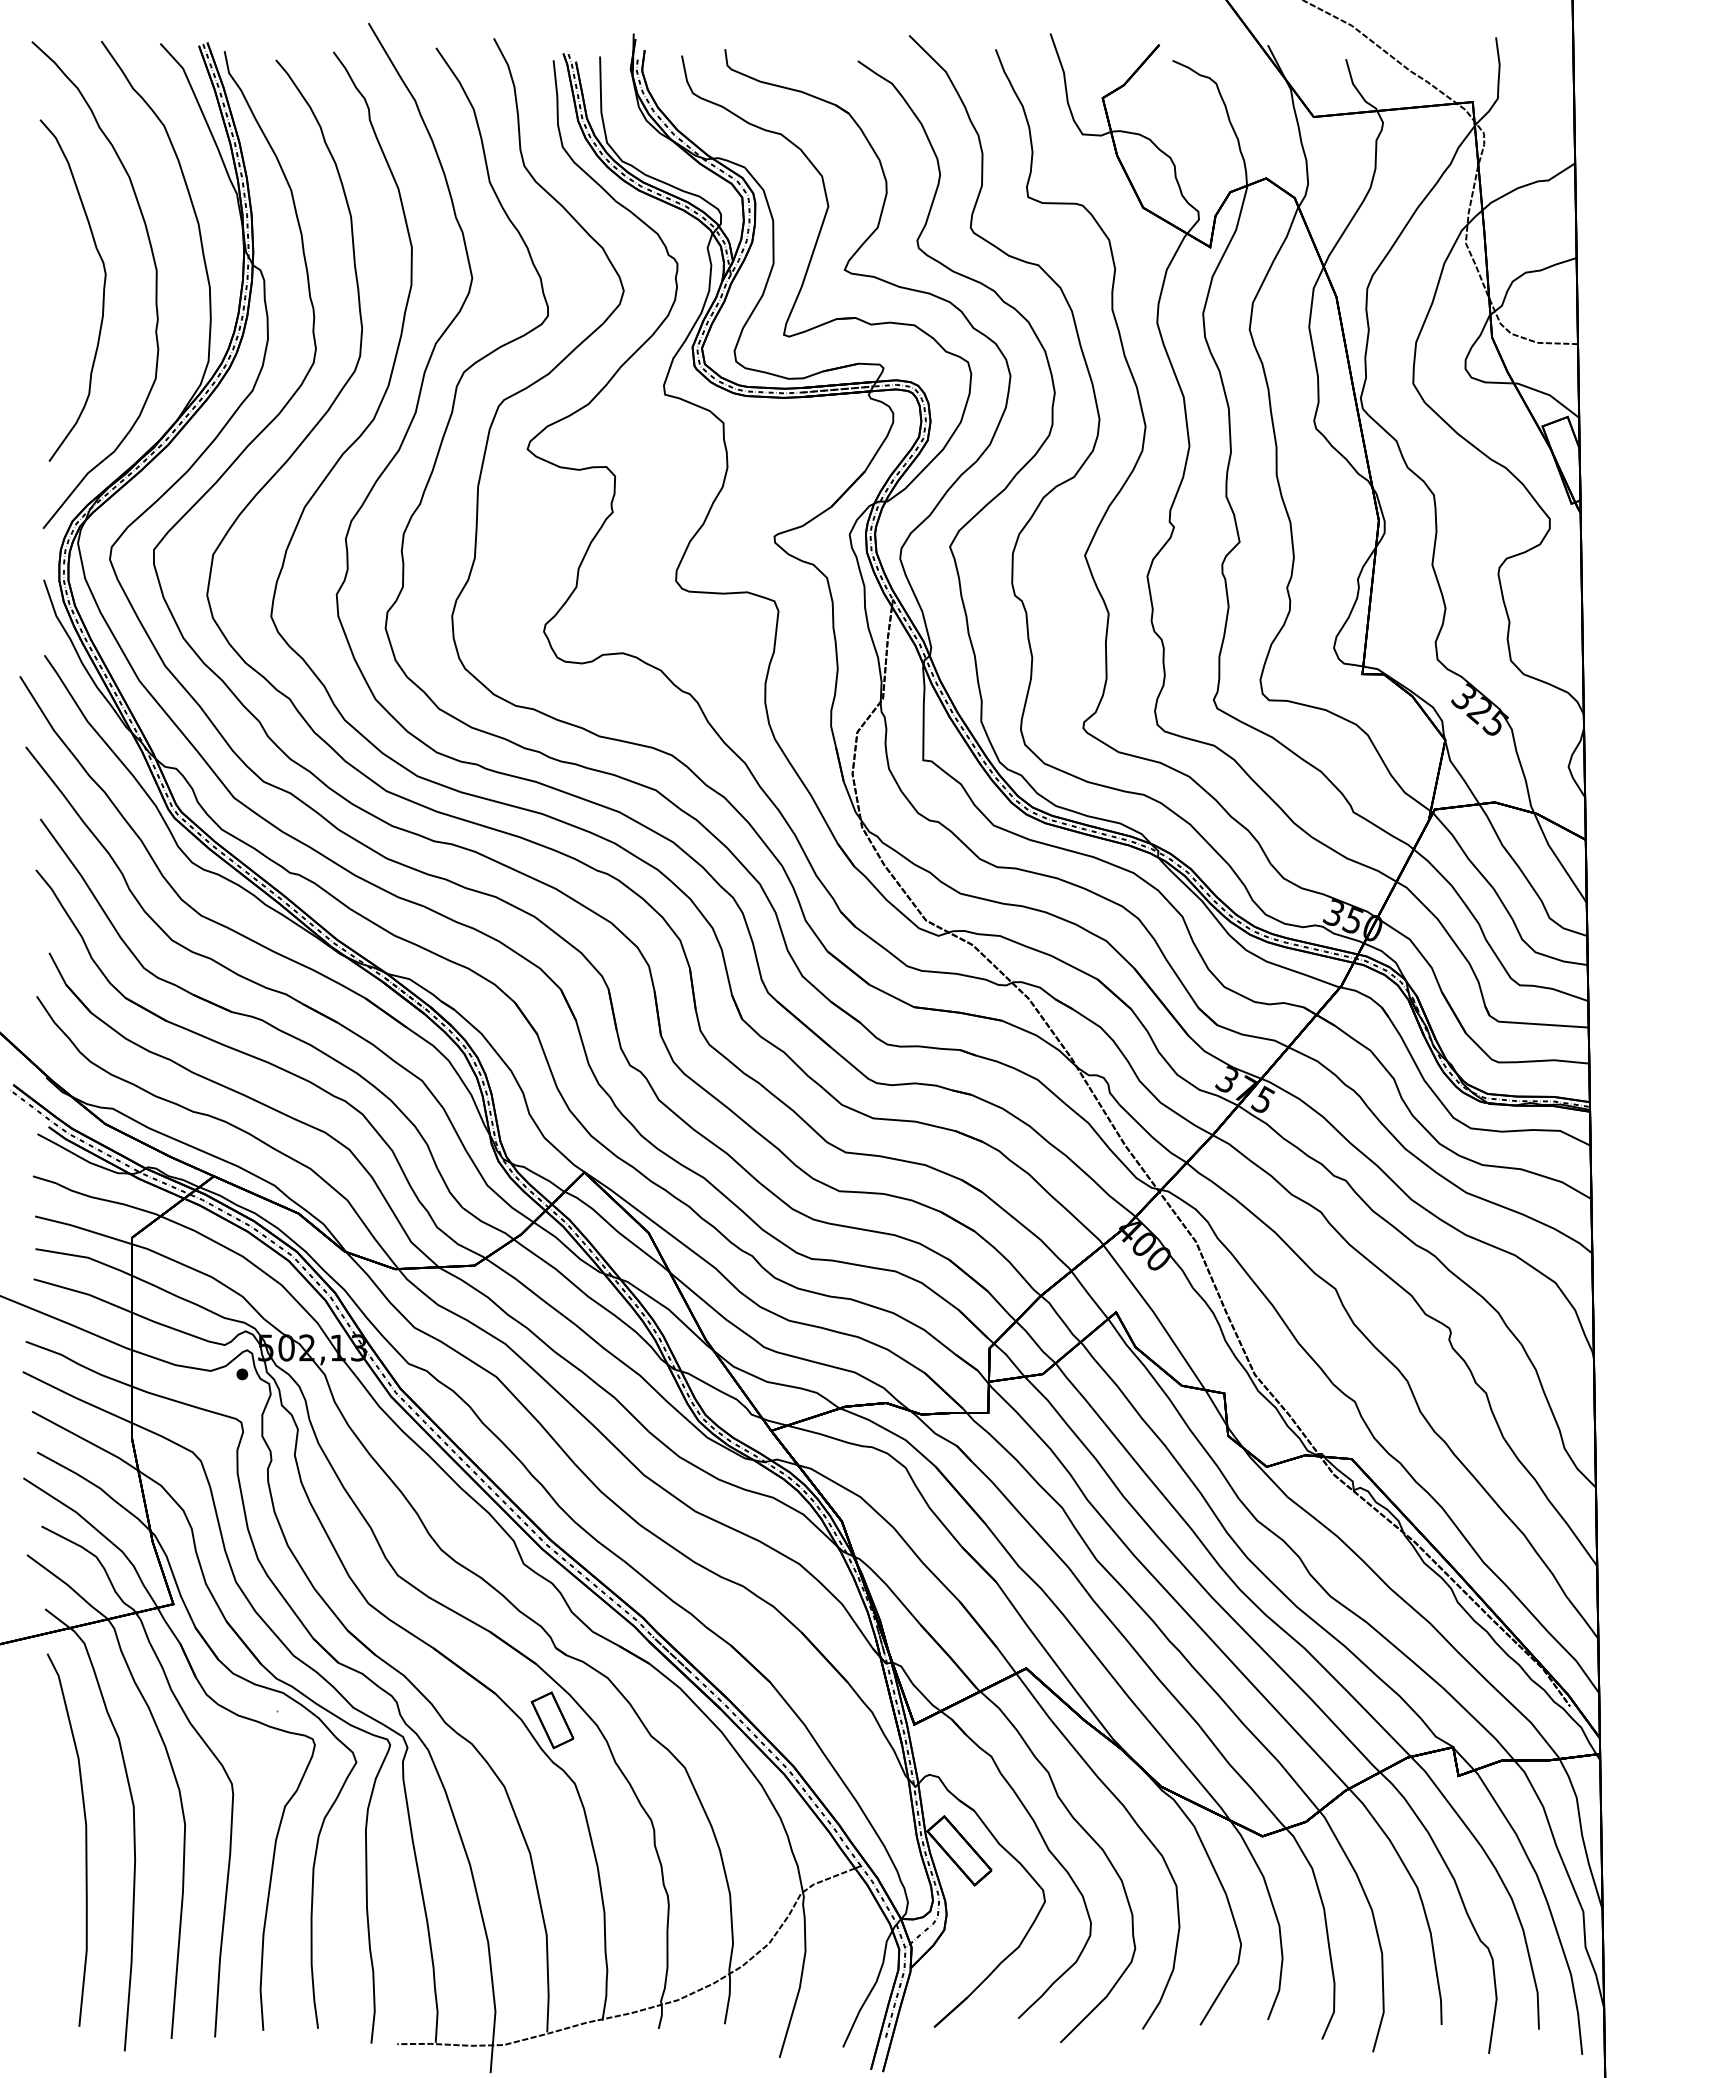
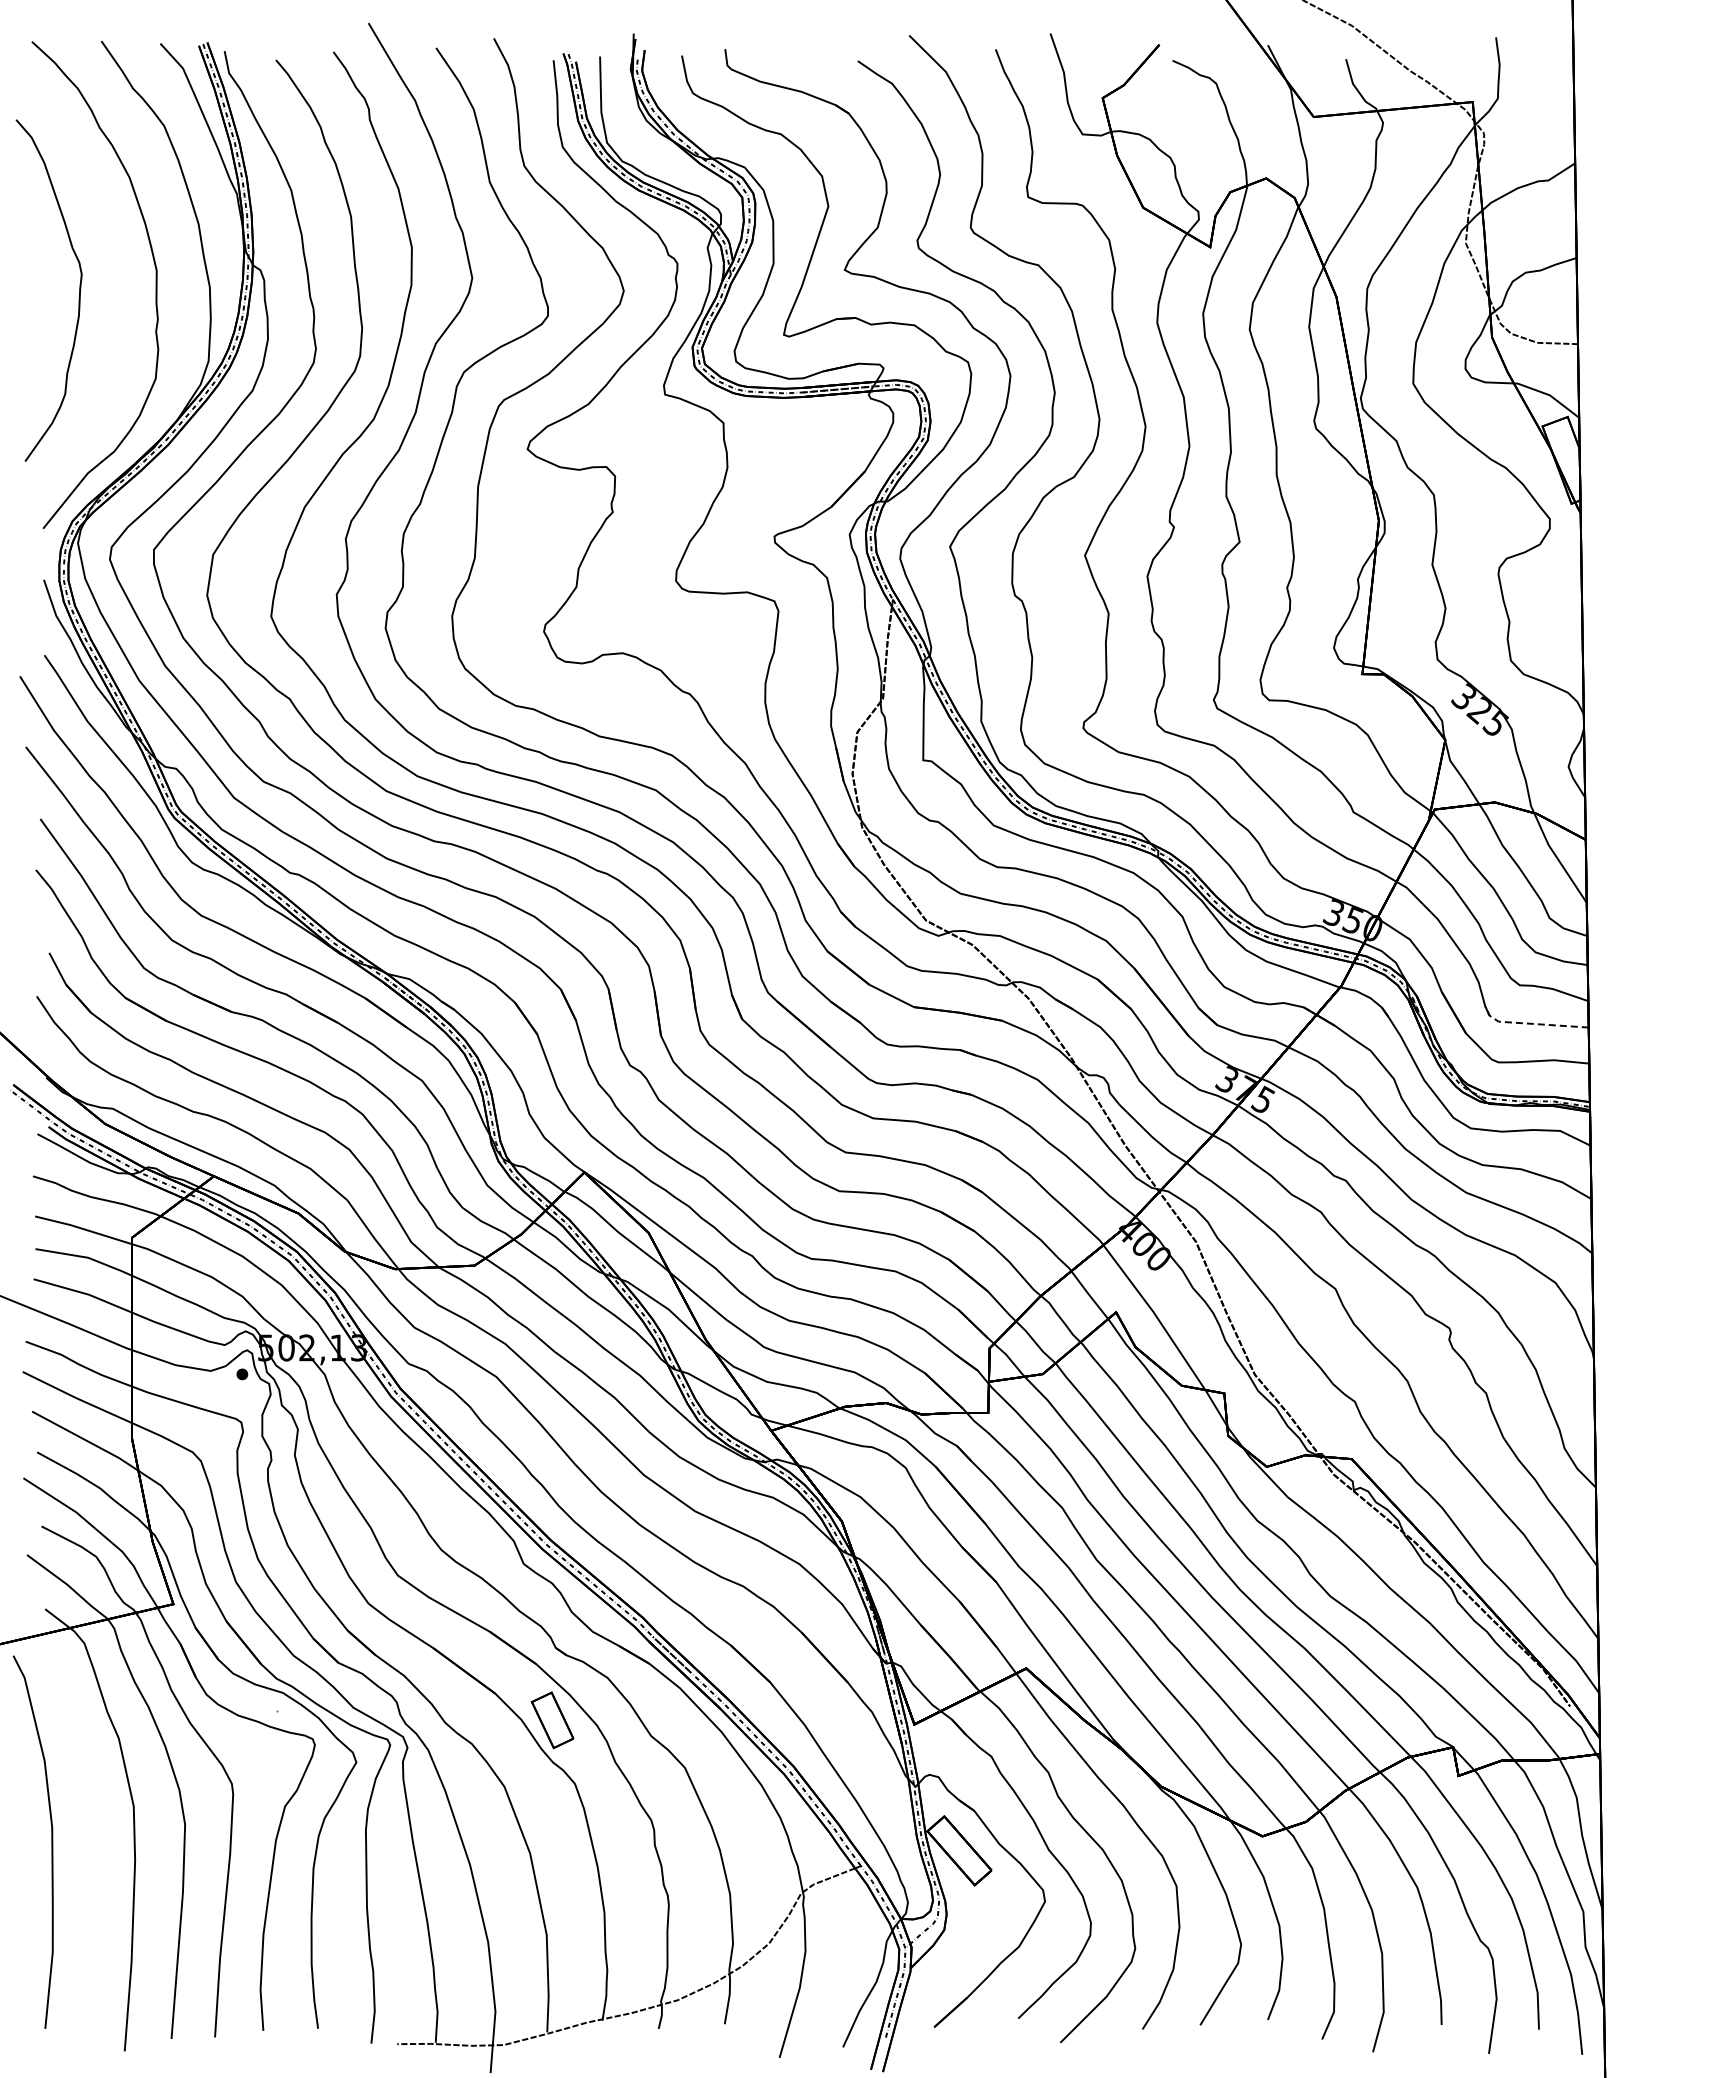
curve position: (102, 297) -> (78, 297) (78, 297)
line: solid -> dashed (1531, 1023)
curve position: (85, 1839) -> (51, 1841) (51, 1841)
